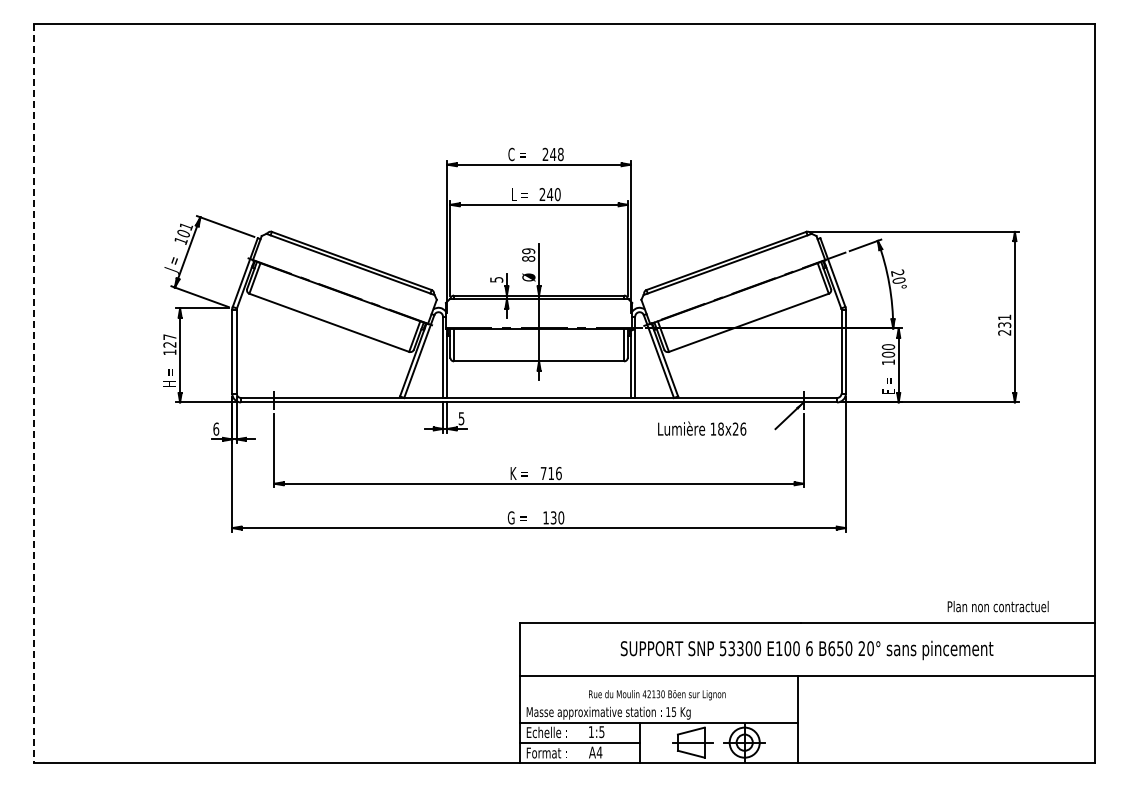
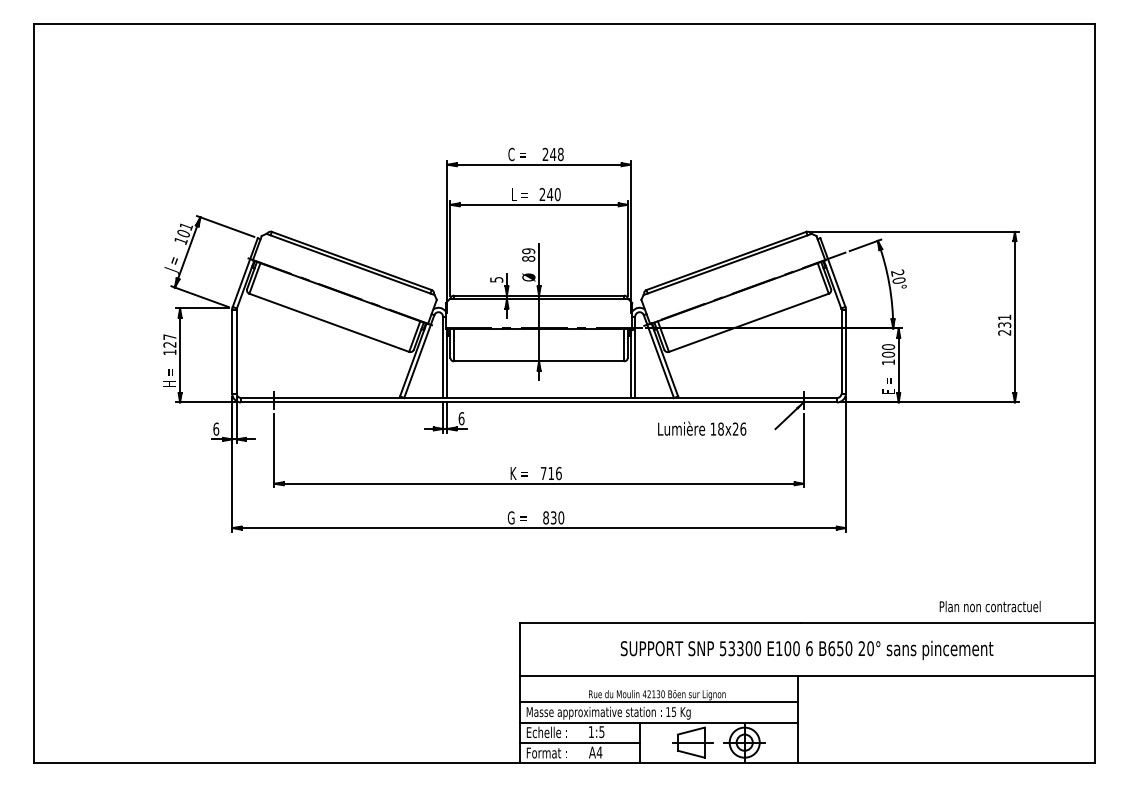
line: dashed -> solid (34, 393)
text: 5 -> 6 (461, 418)
text: 130 -> 830 (545, 517)
text position: (997, 606) -> (989, 606) (989, 606)
line: none -> present (658, 702)
